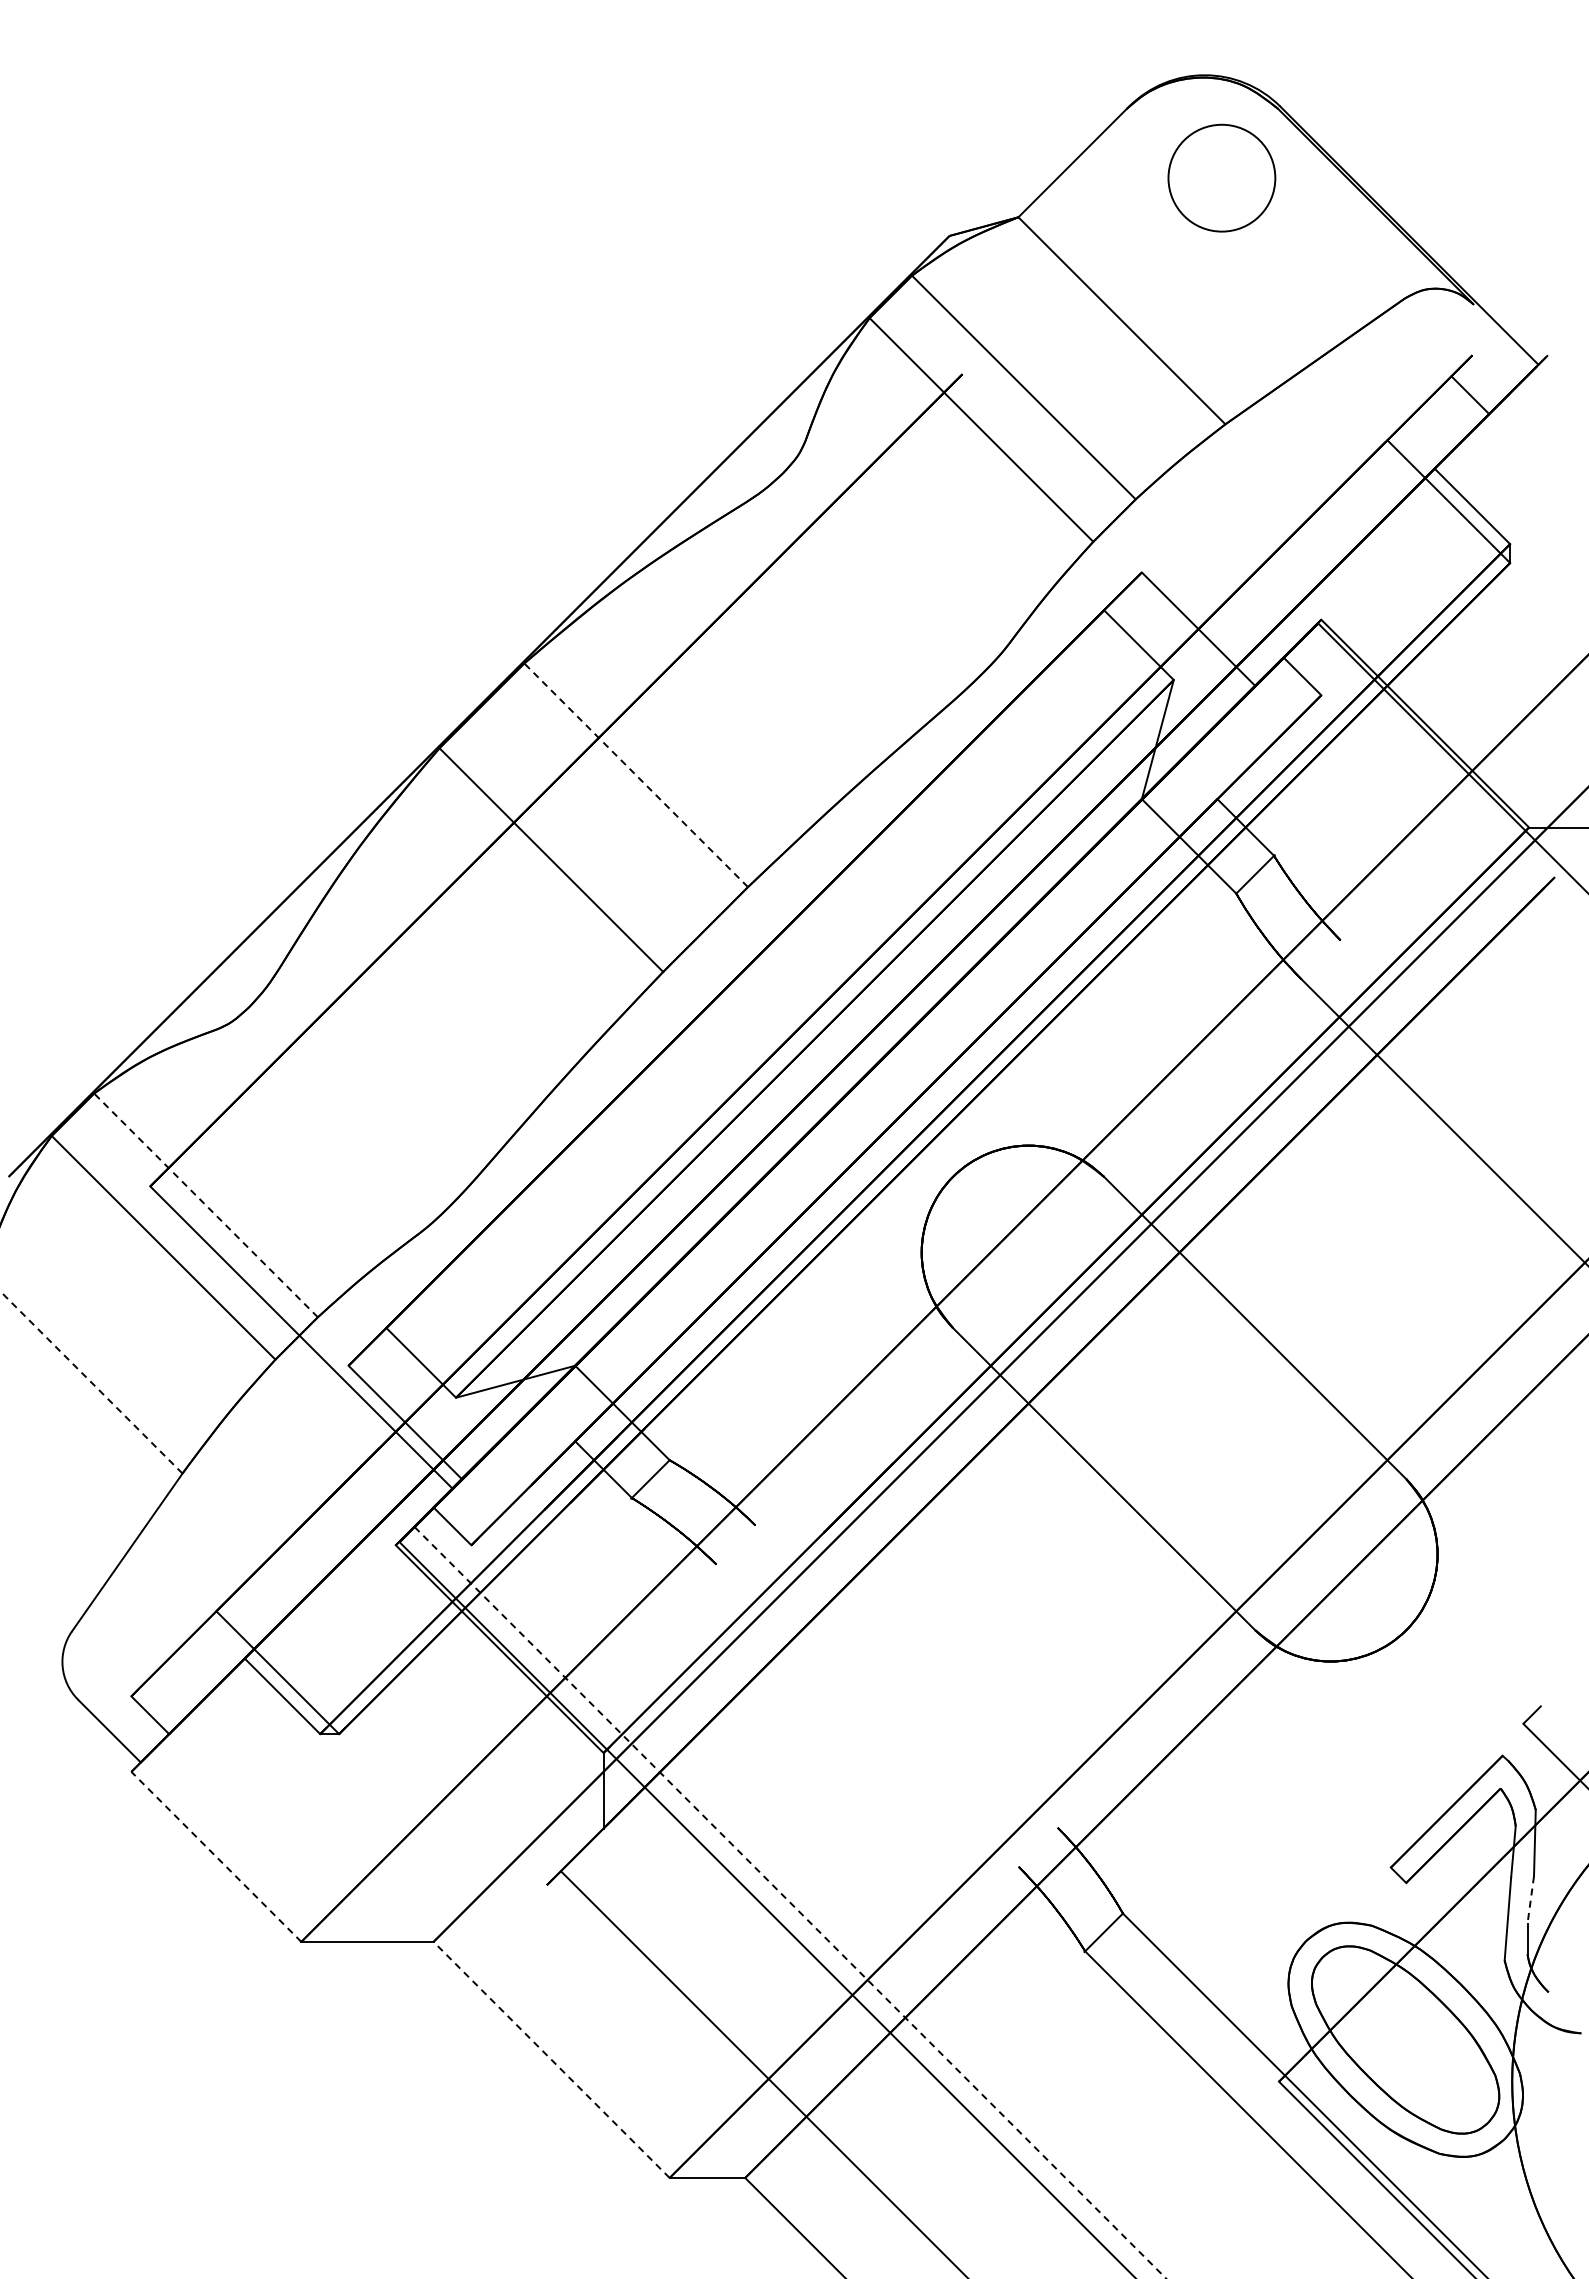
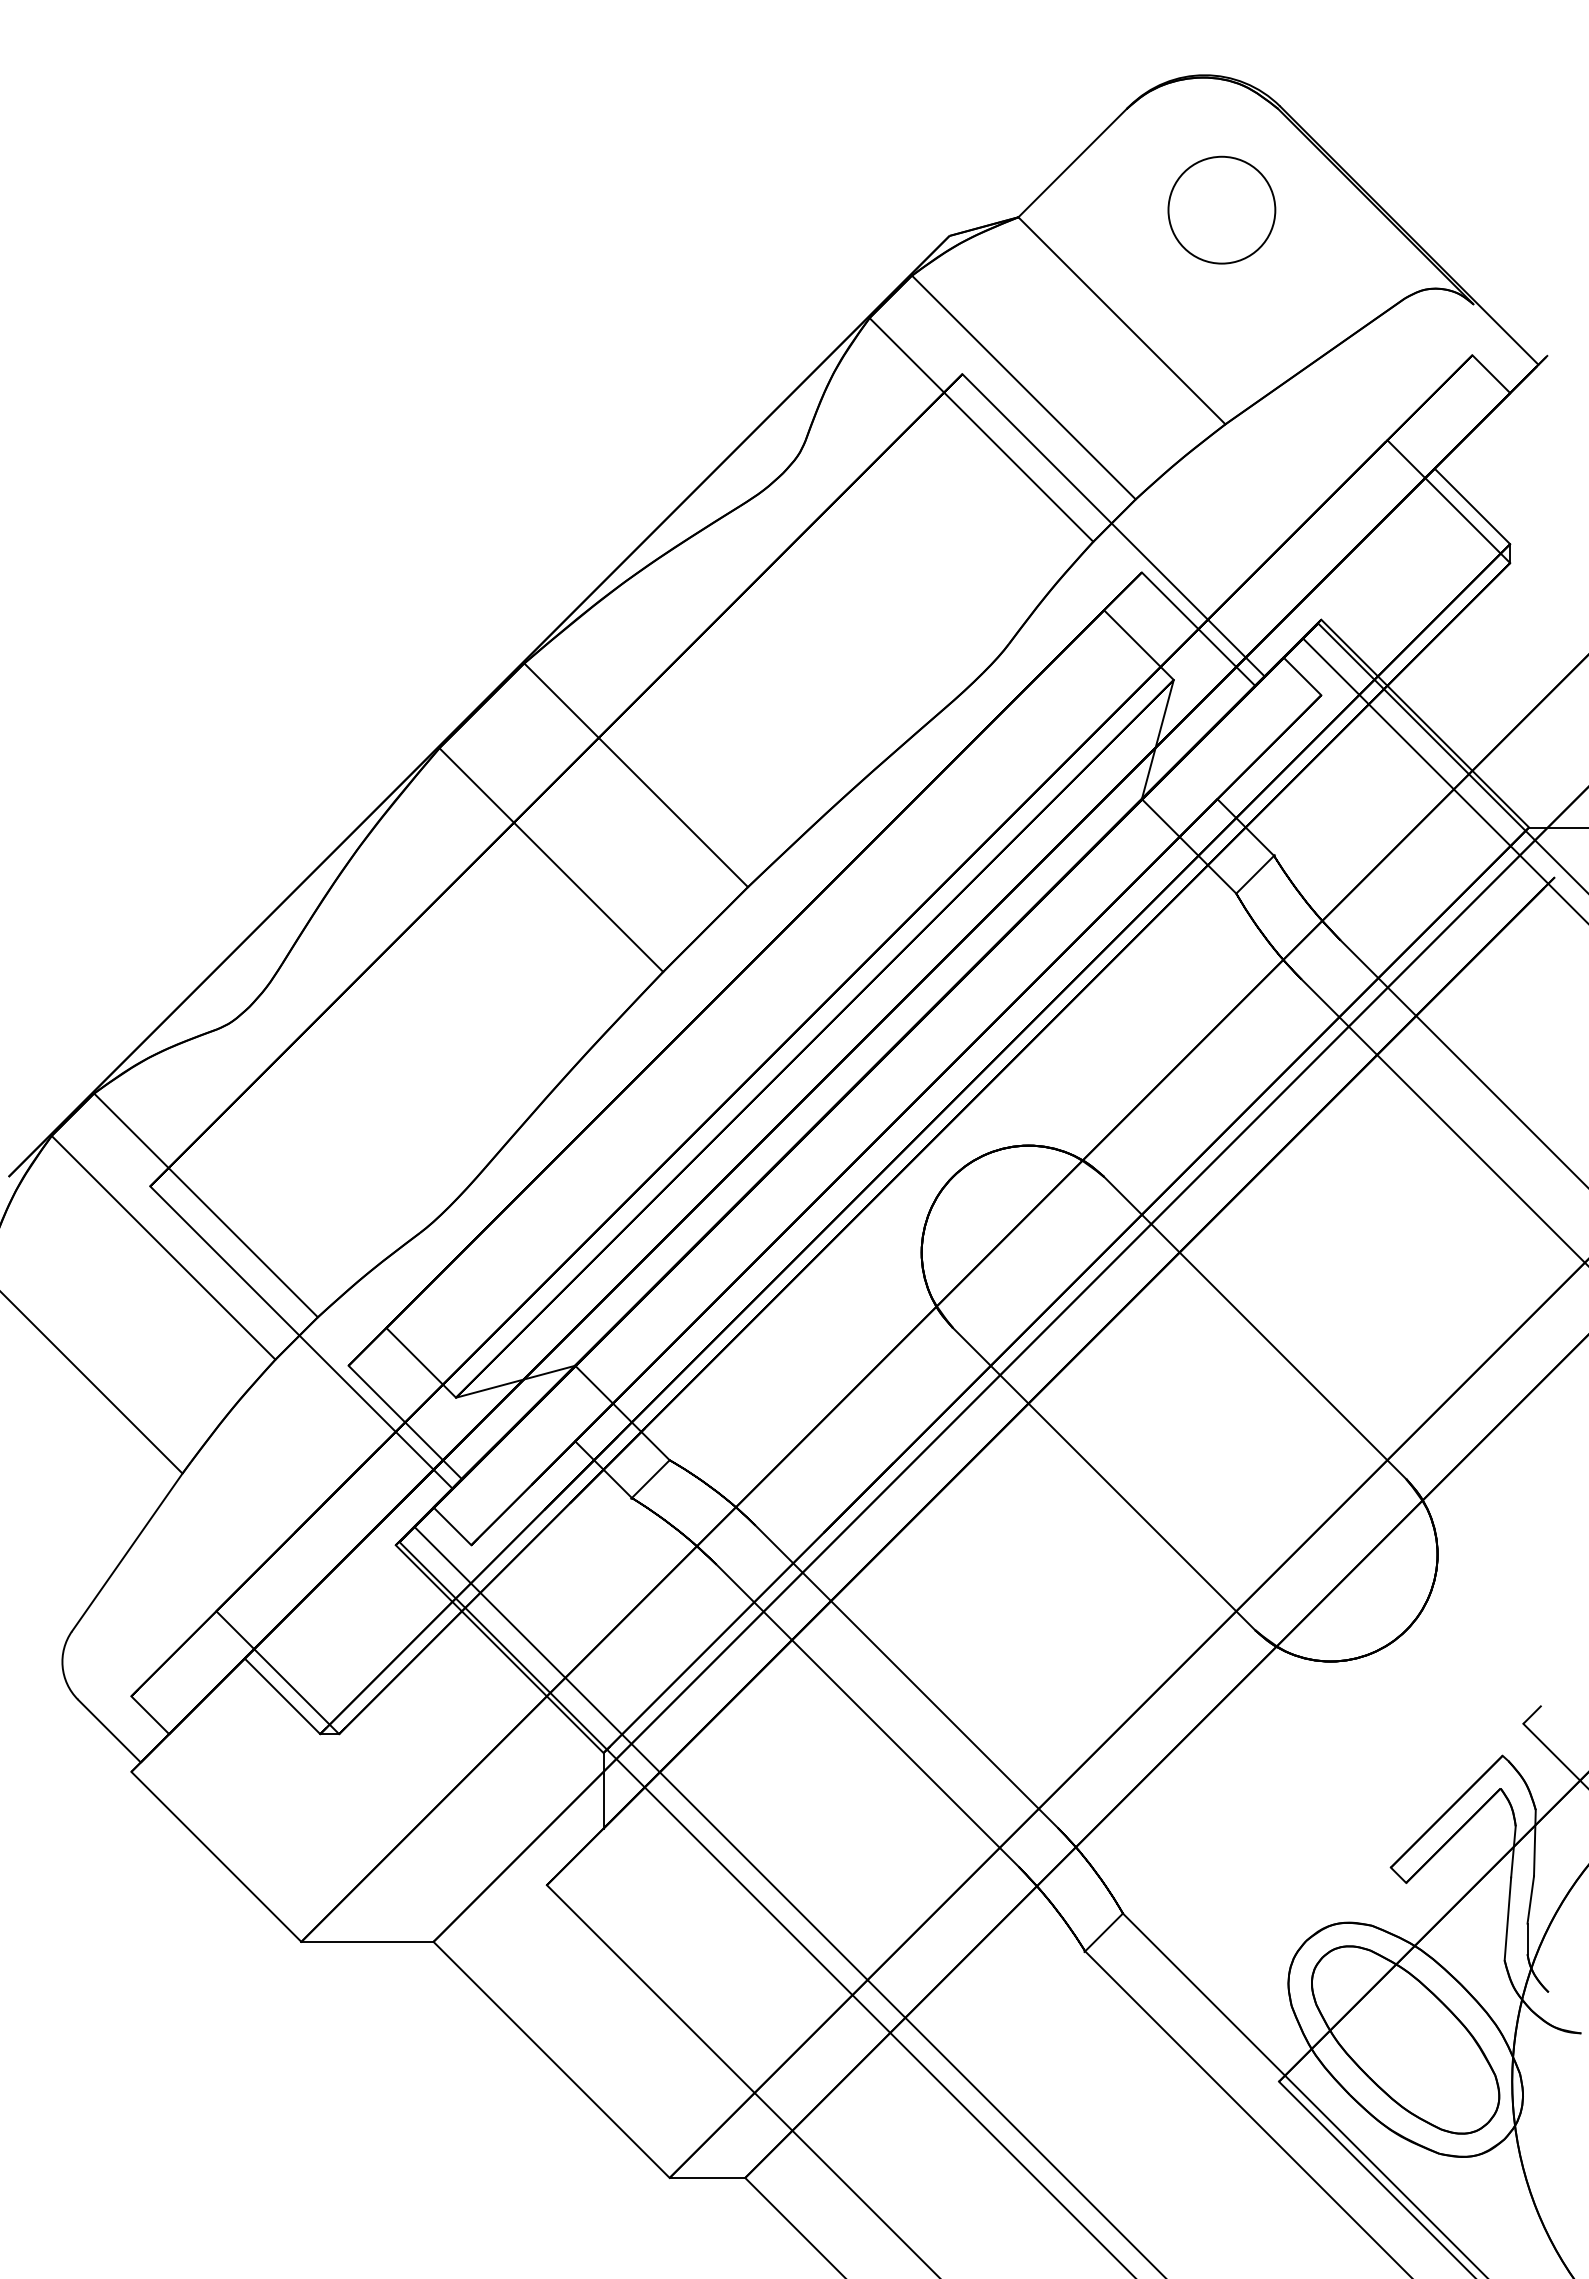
circle position: (1221, 177) -> (1221, 209) (1221, 209)
line position: (1470, 395) -> (1491, 374) (1491, 374)
line: none -> present (1113, 525)
line: dashed -> solid (635, 774)
line: none -> present (1444, 779)
line: none -> present (1462, 1062)
line: dashed -> solid (205, 1205)
line: dashed -> solid (91, 1382)
line: none -> present (906, 1676)
line: none -> present (867, 1715)
line: dashed -> solid (216, 1856)
line: dashed -> solid (1530, 1899)
line: dashed -> solid (790, 1902)
line: dashed -> solid (551, 2059)
line position: (762, 2073) -> (741, 2080) (741, 2080)
